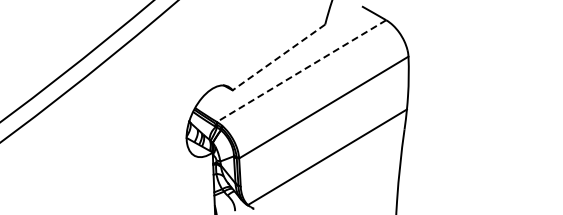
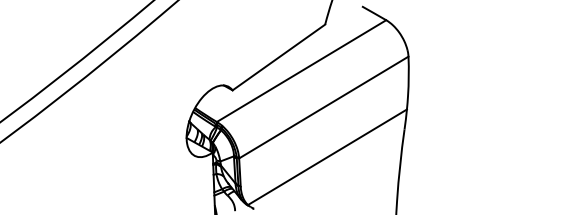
line: dashed -> solid (278, 57)
line: dashed -> solid (301, 71)
